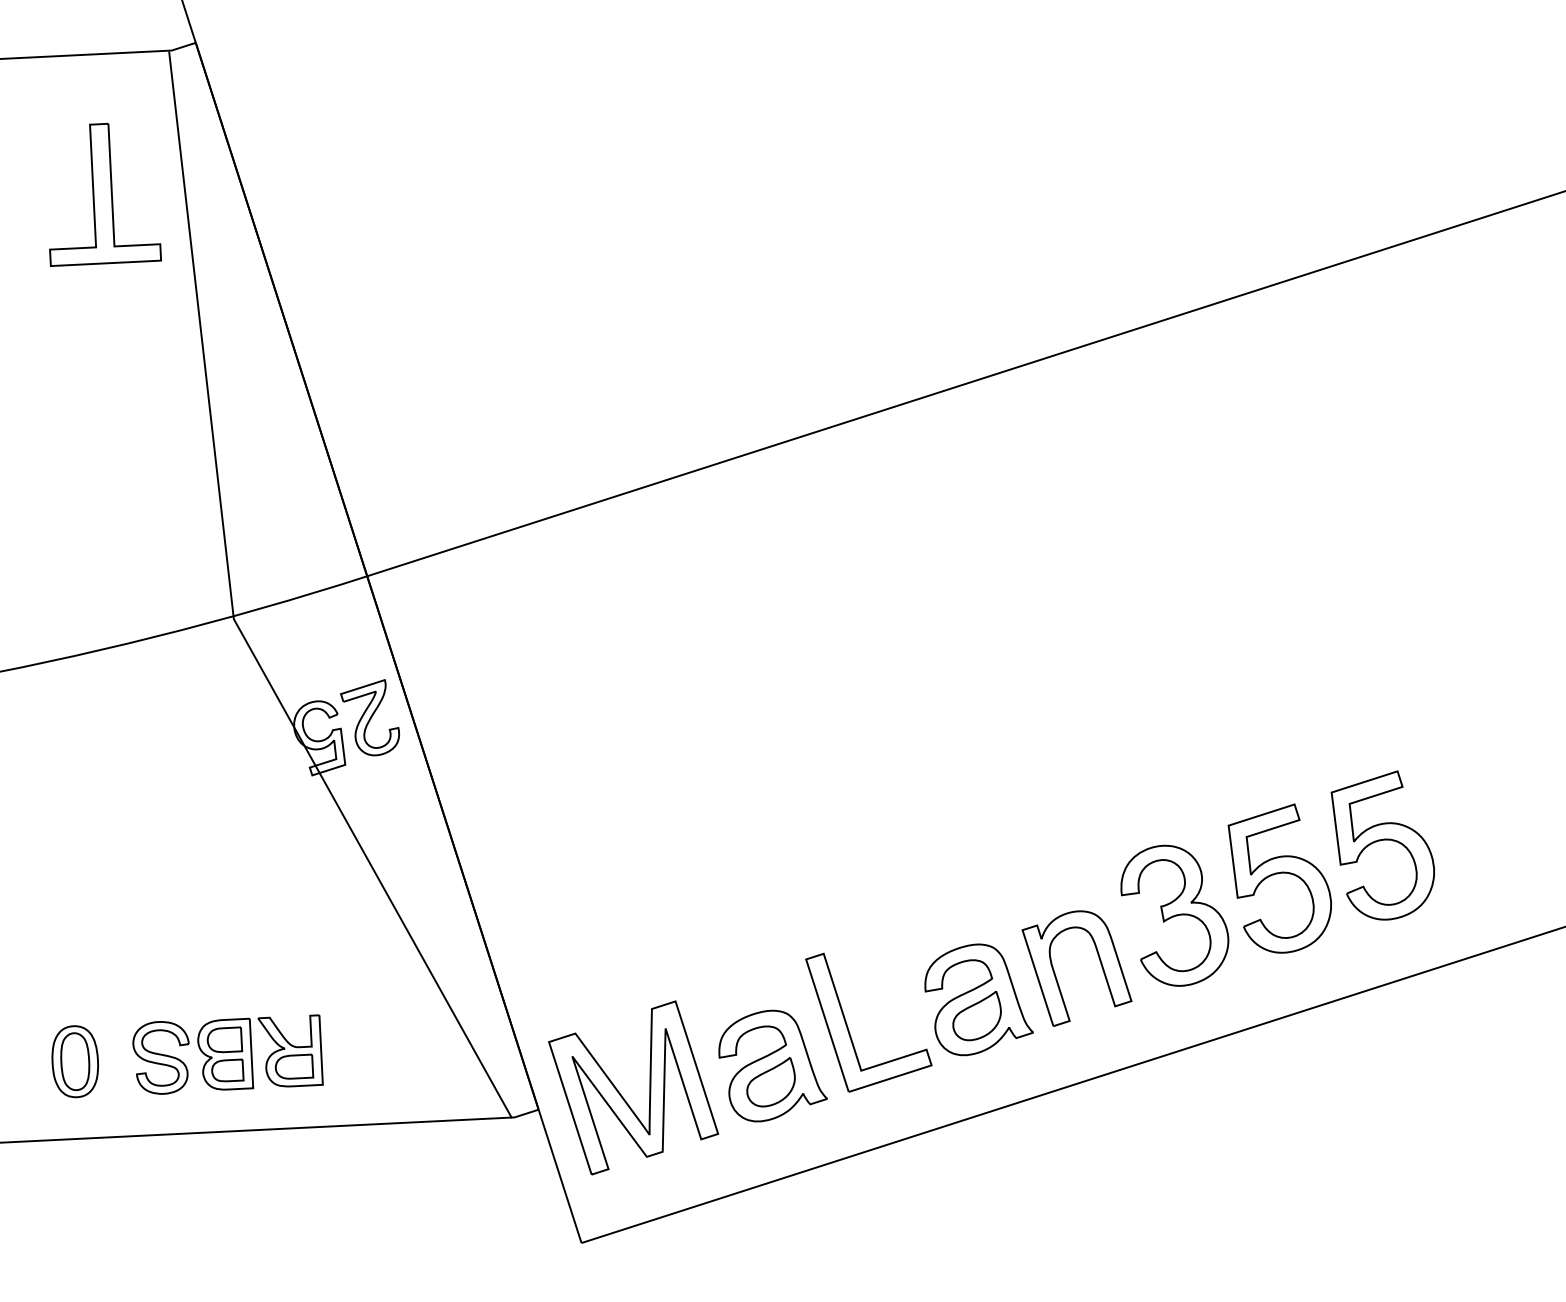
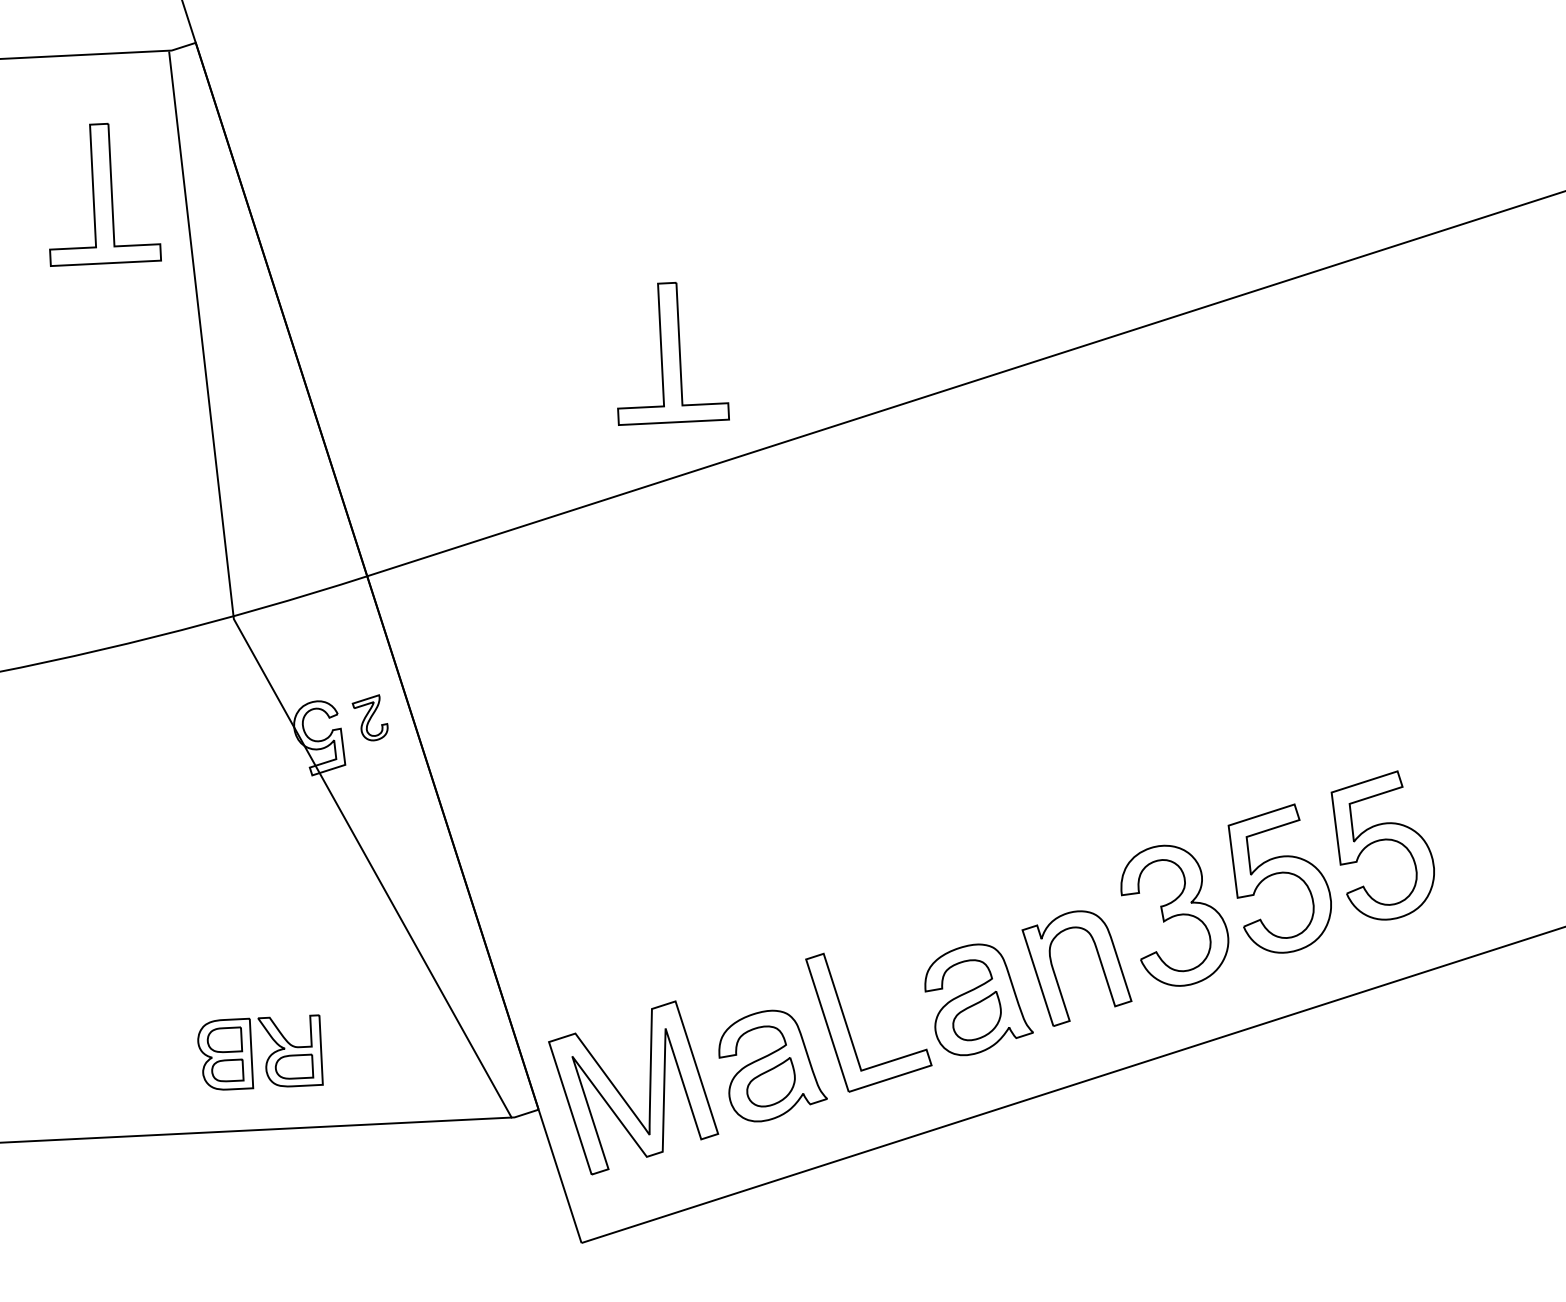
part: none -> present (673, 353)
part size: 61x78 px -> 38x48 px (369, 717)
part: present -> none (160, 1057)
part: present -> none (74, 1061)
